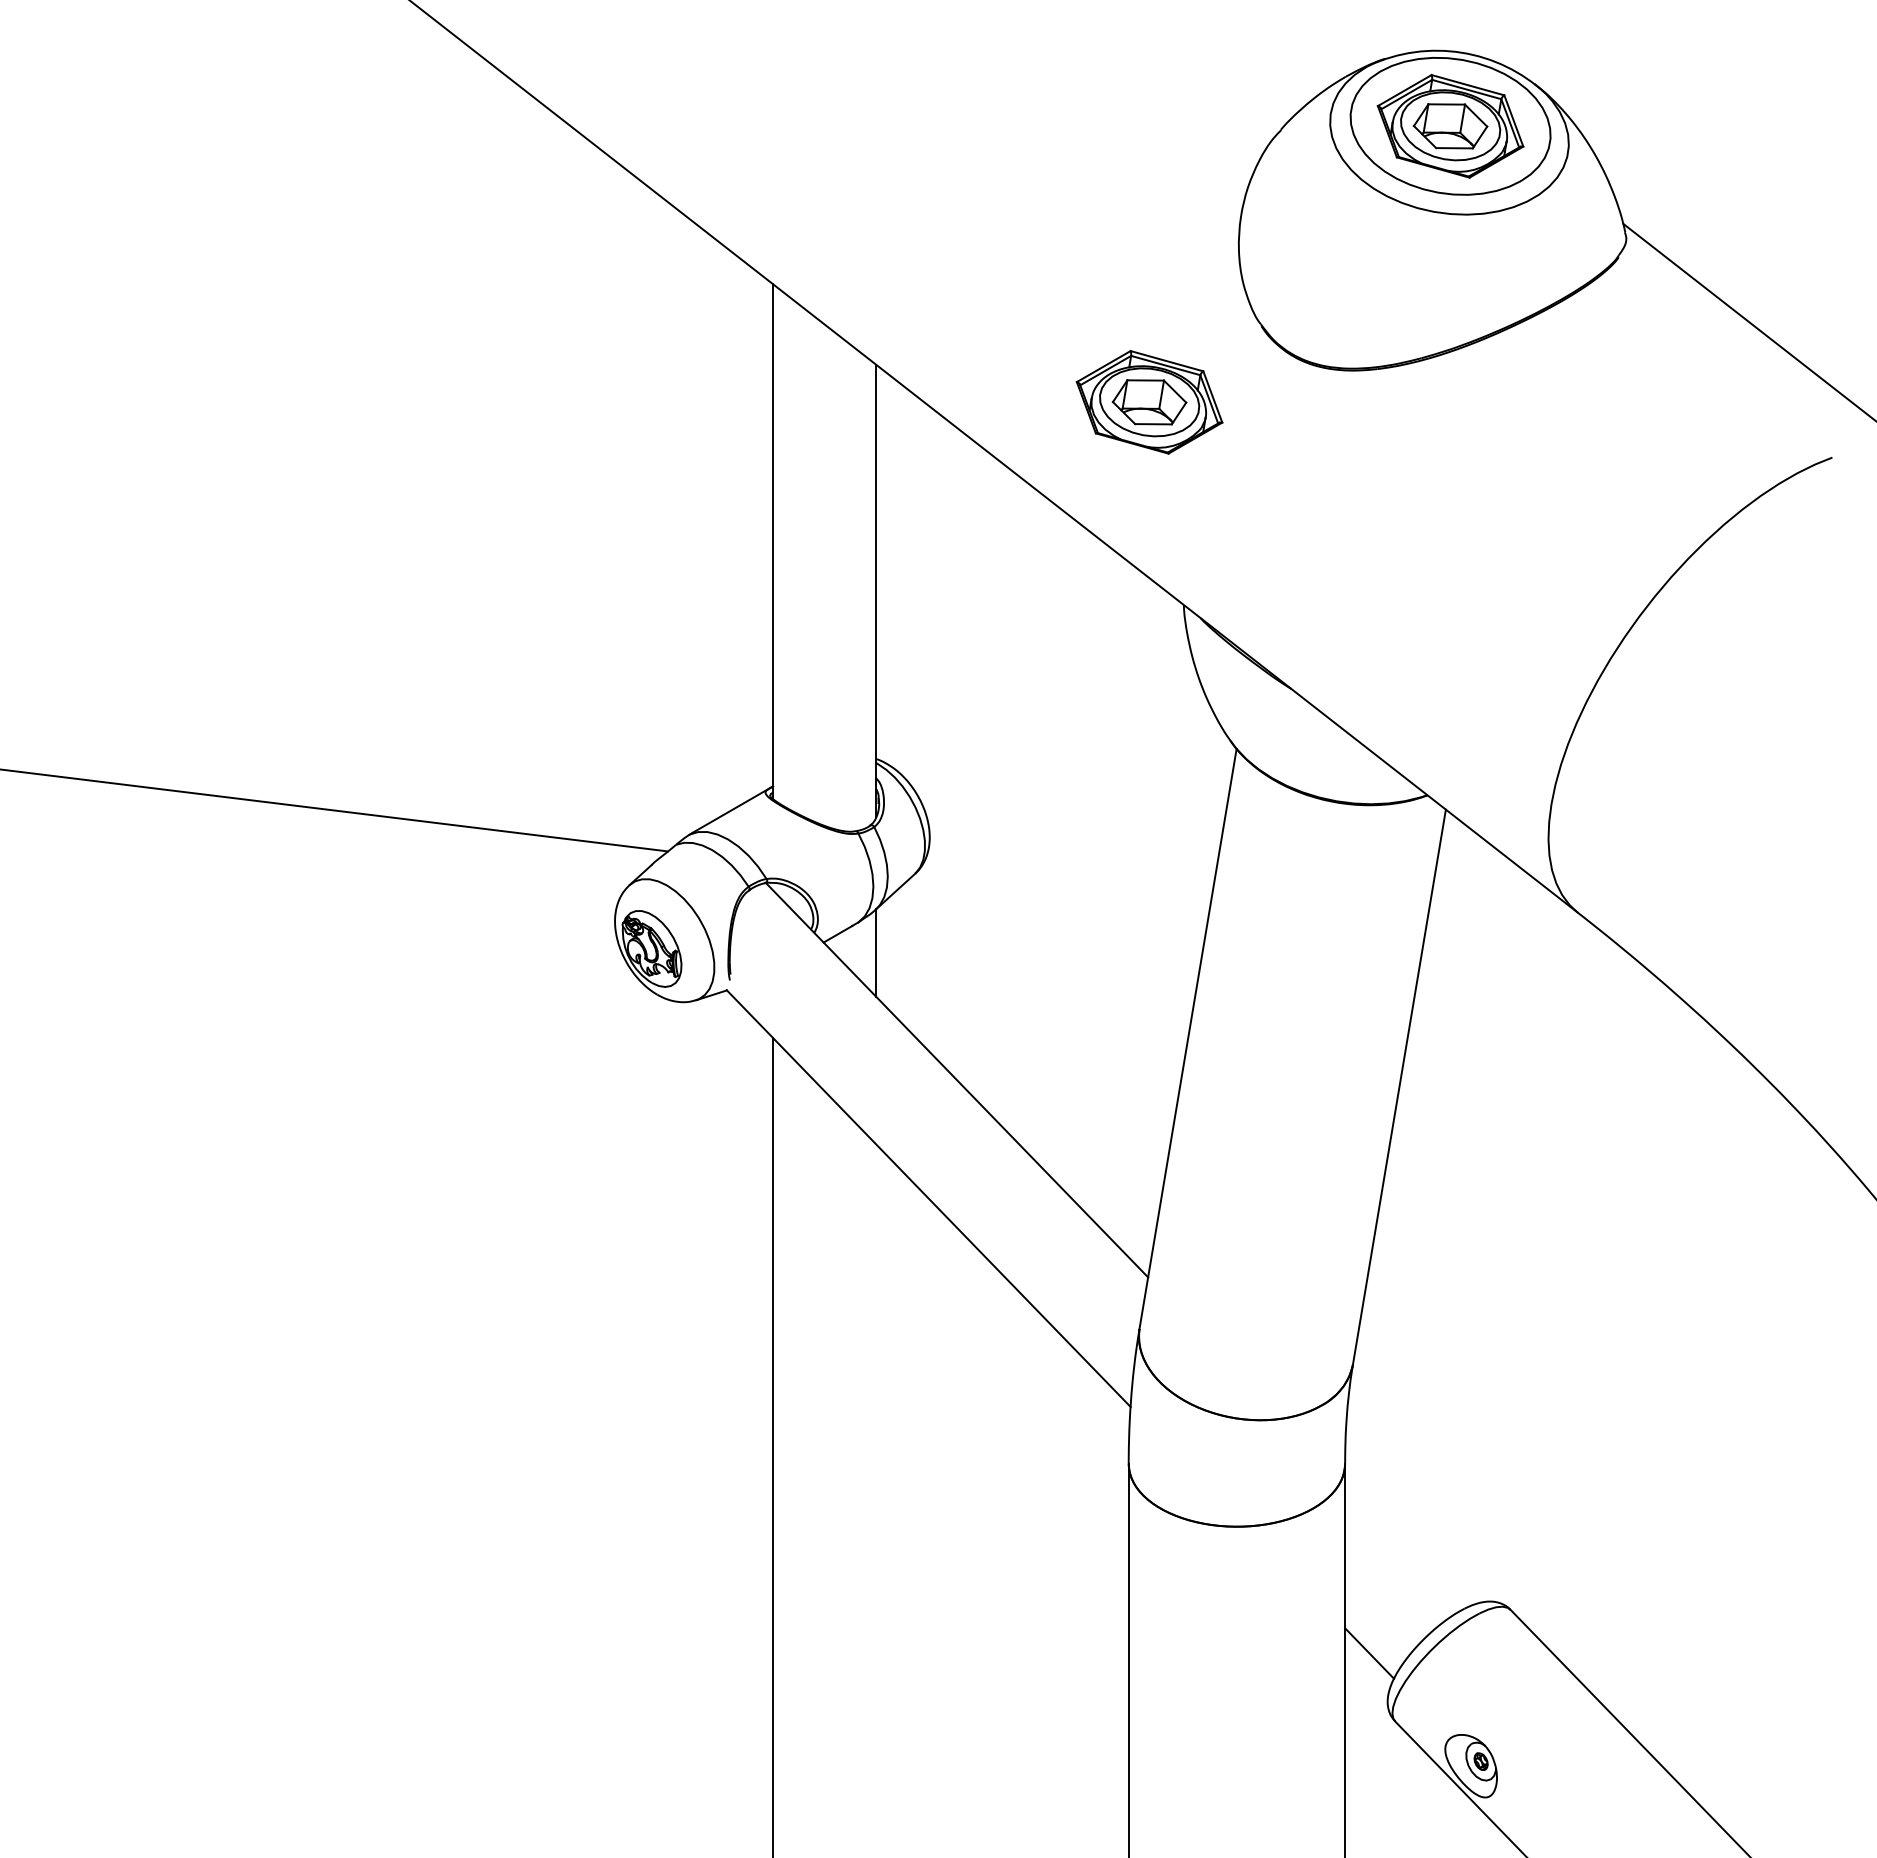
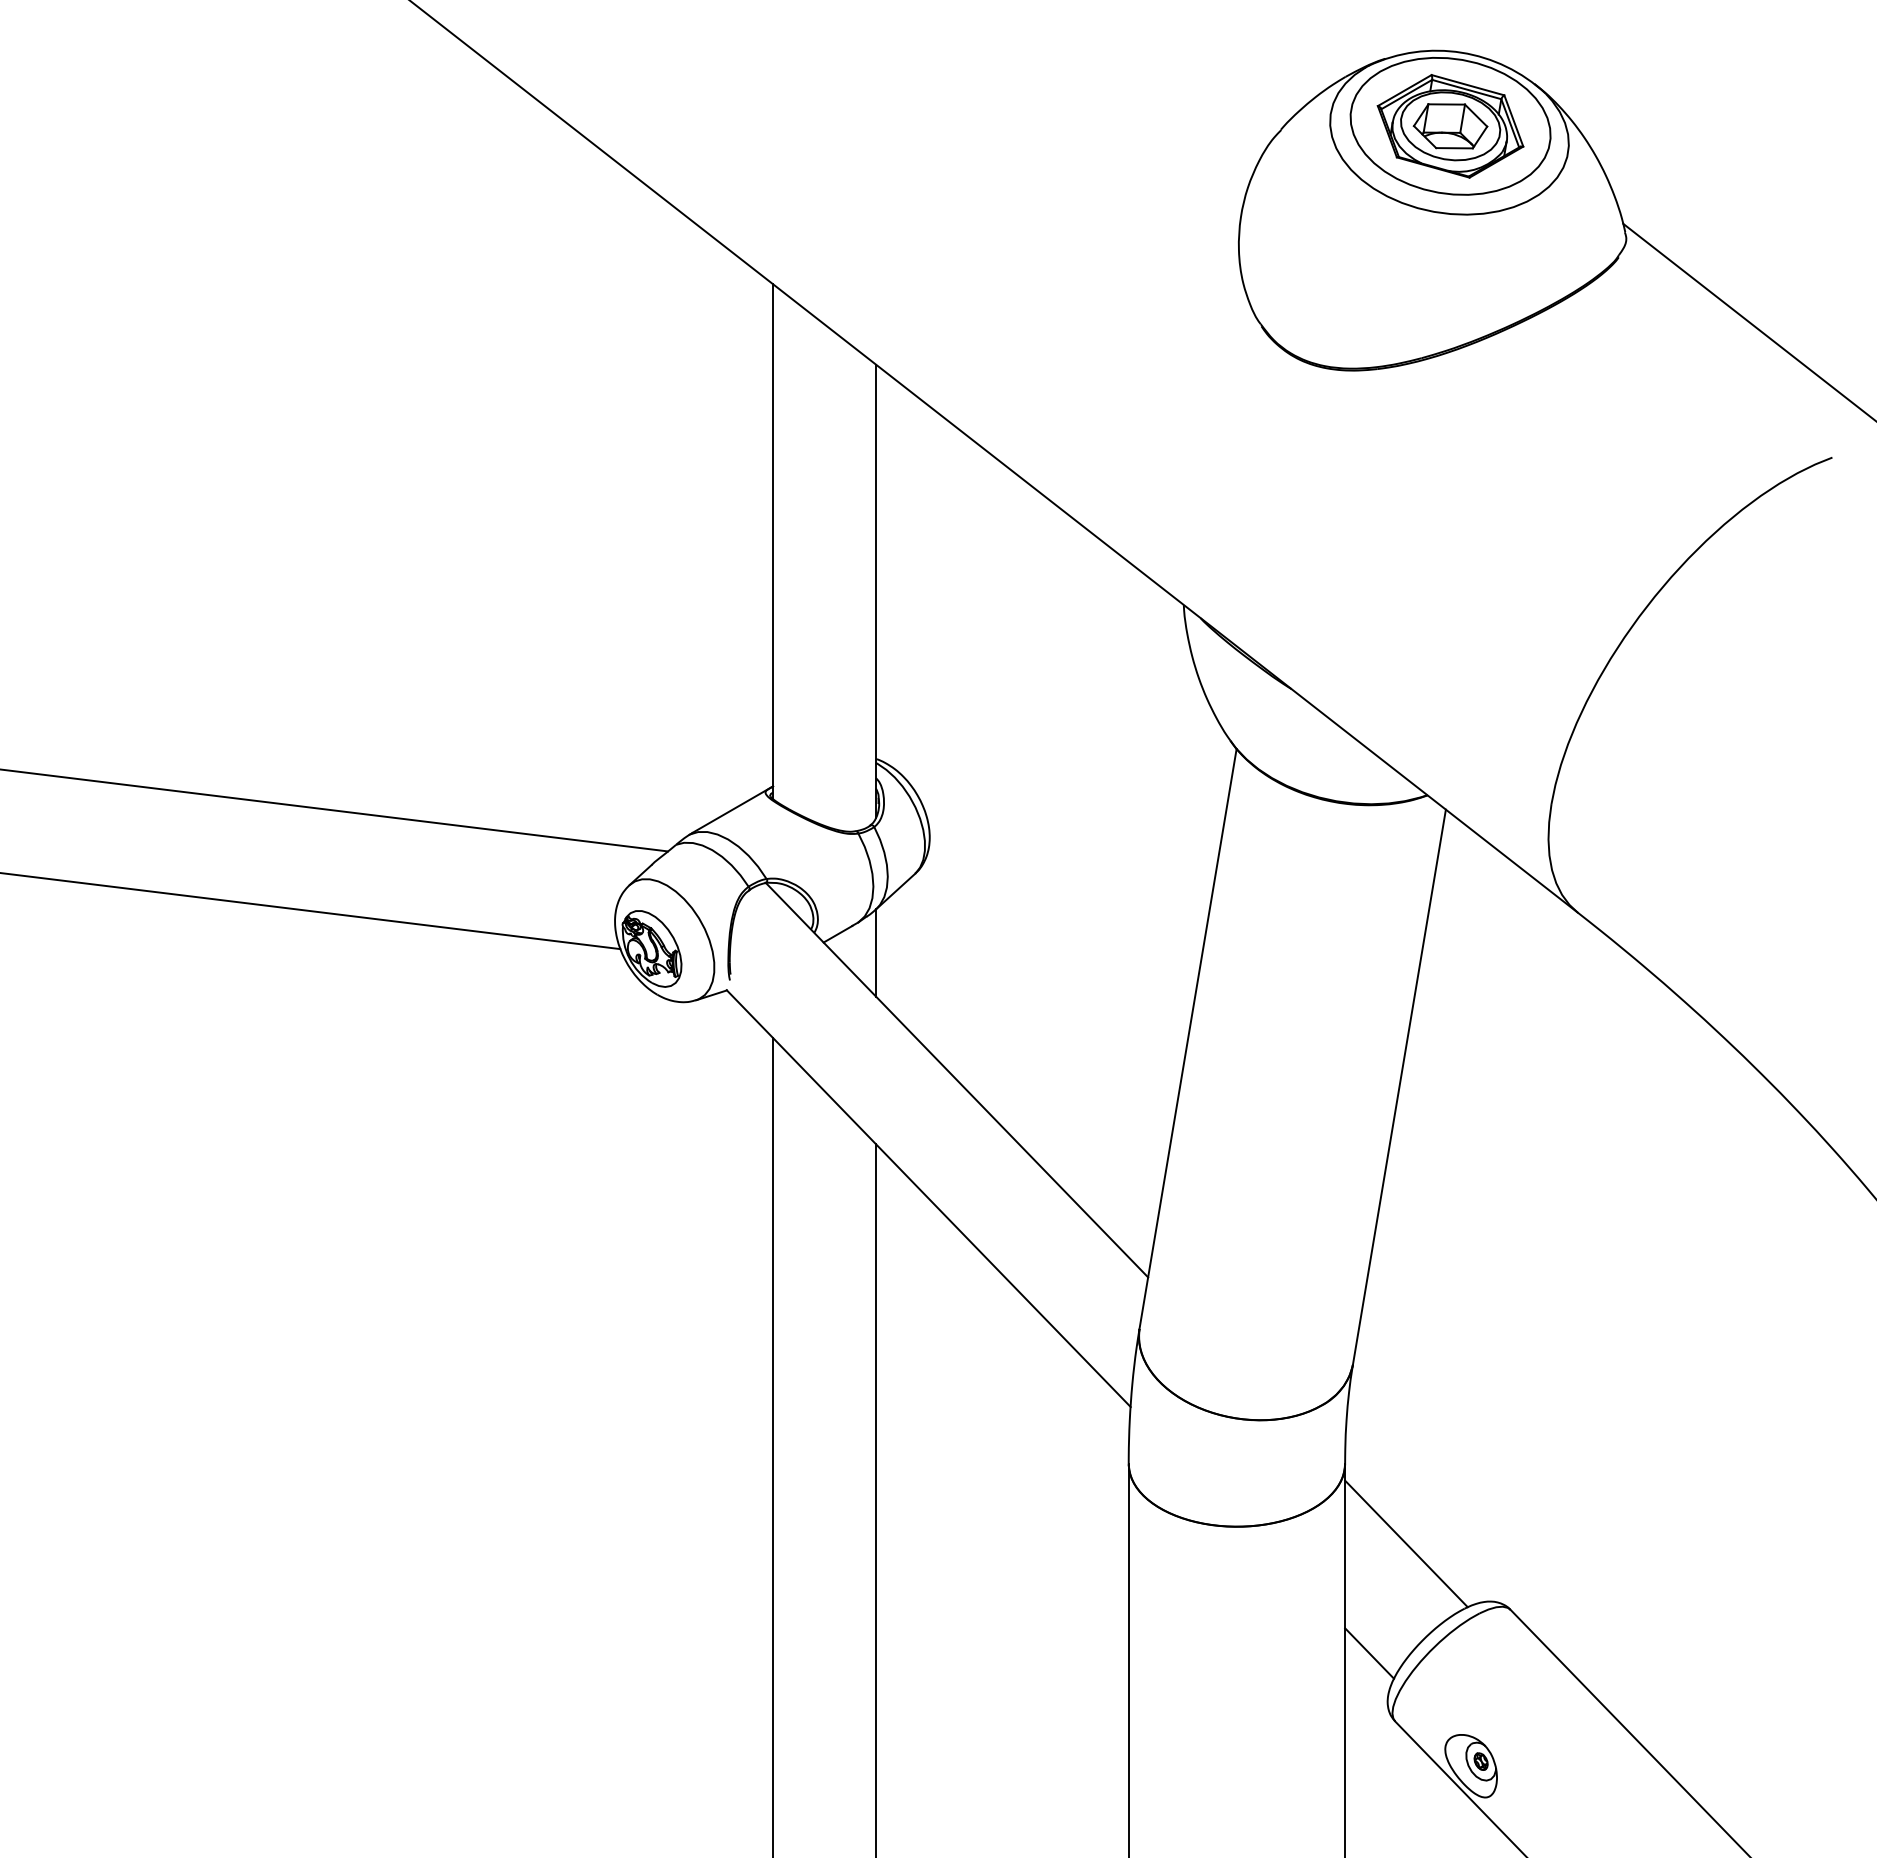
part: present -> none (1149, 402)
line: none -> present (311, 911)
line: none -> present (875, 1499)
line: none -> present (1406, 1543)
